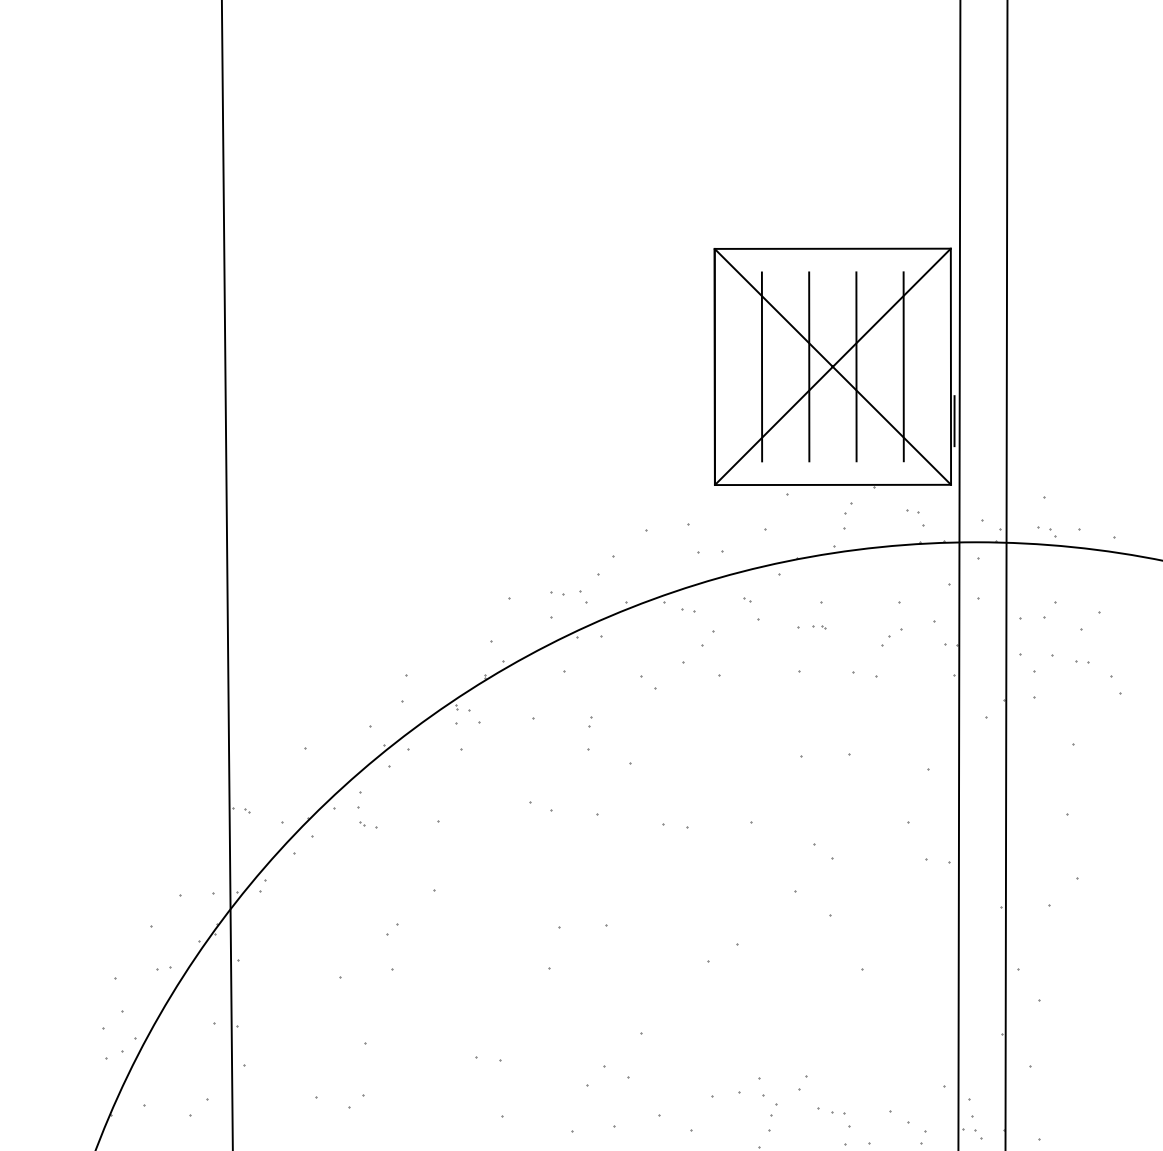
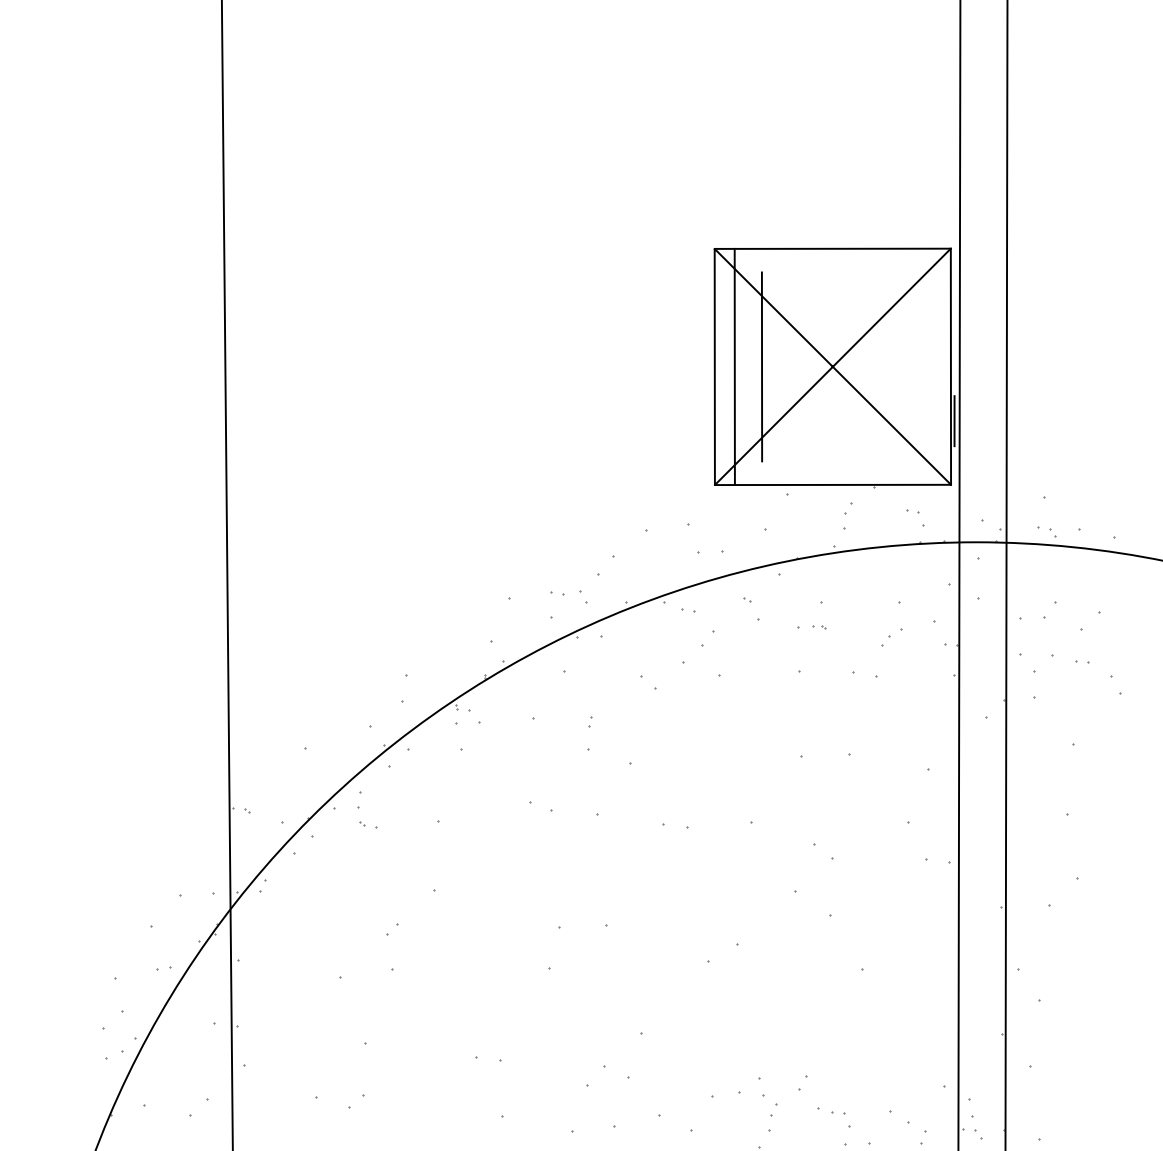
line position: (714, 366) -> (734, 366) (734, 366)
line: present -> none (809, 366)
line: present -> none (856, 366)
line: present -> none (903, 366)
